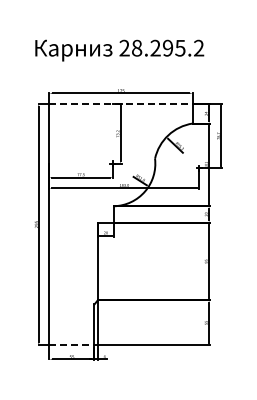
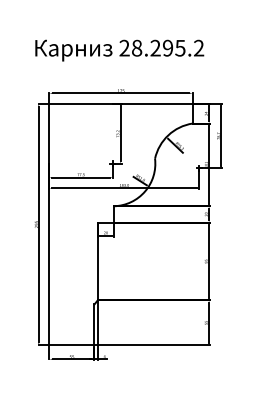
line: dashed -> solid (121, 103)
line: dashed -> solid (71, 345)
